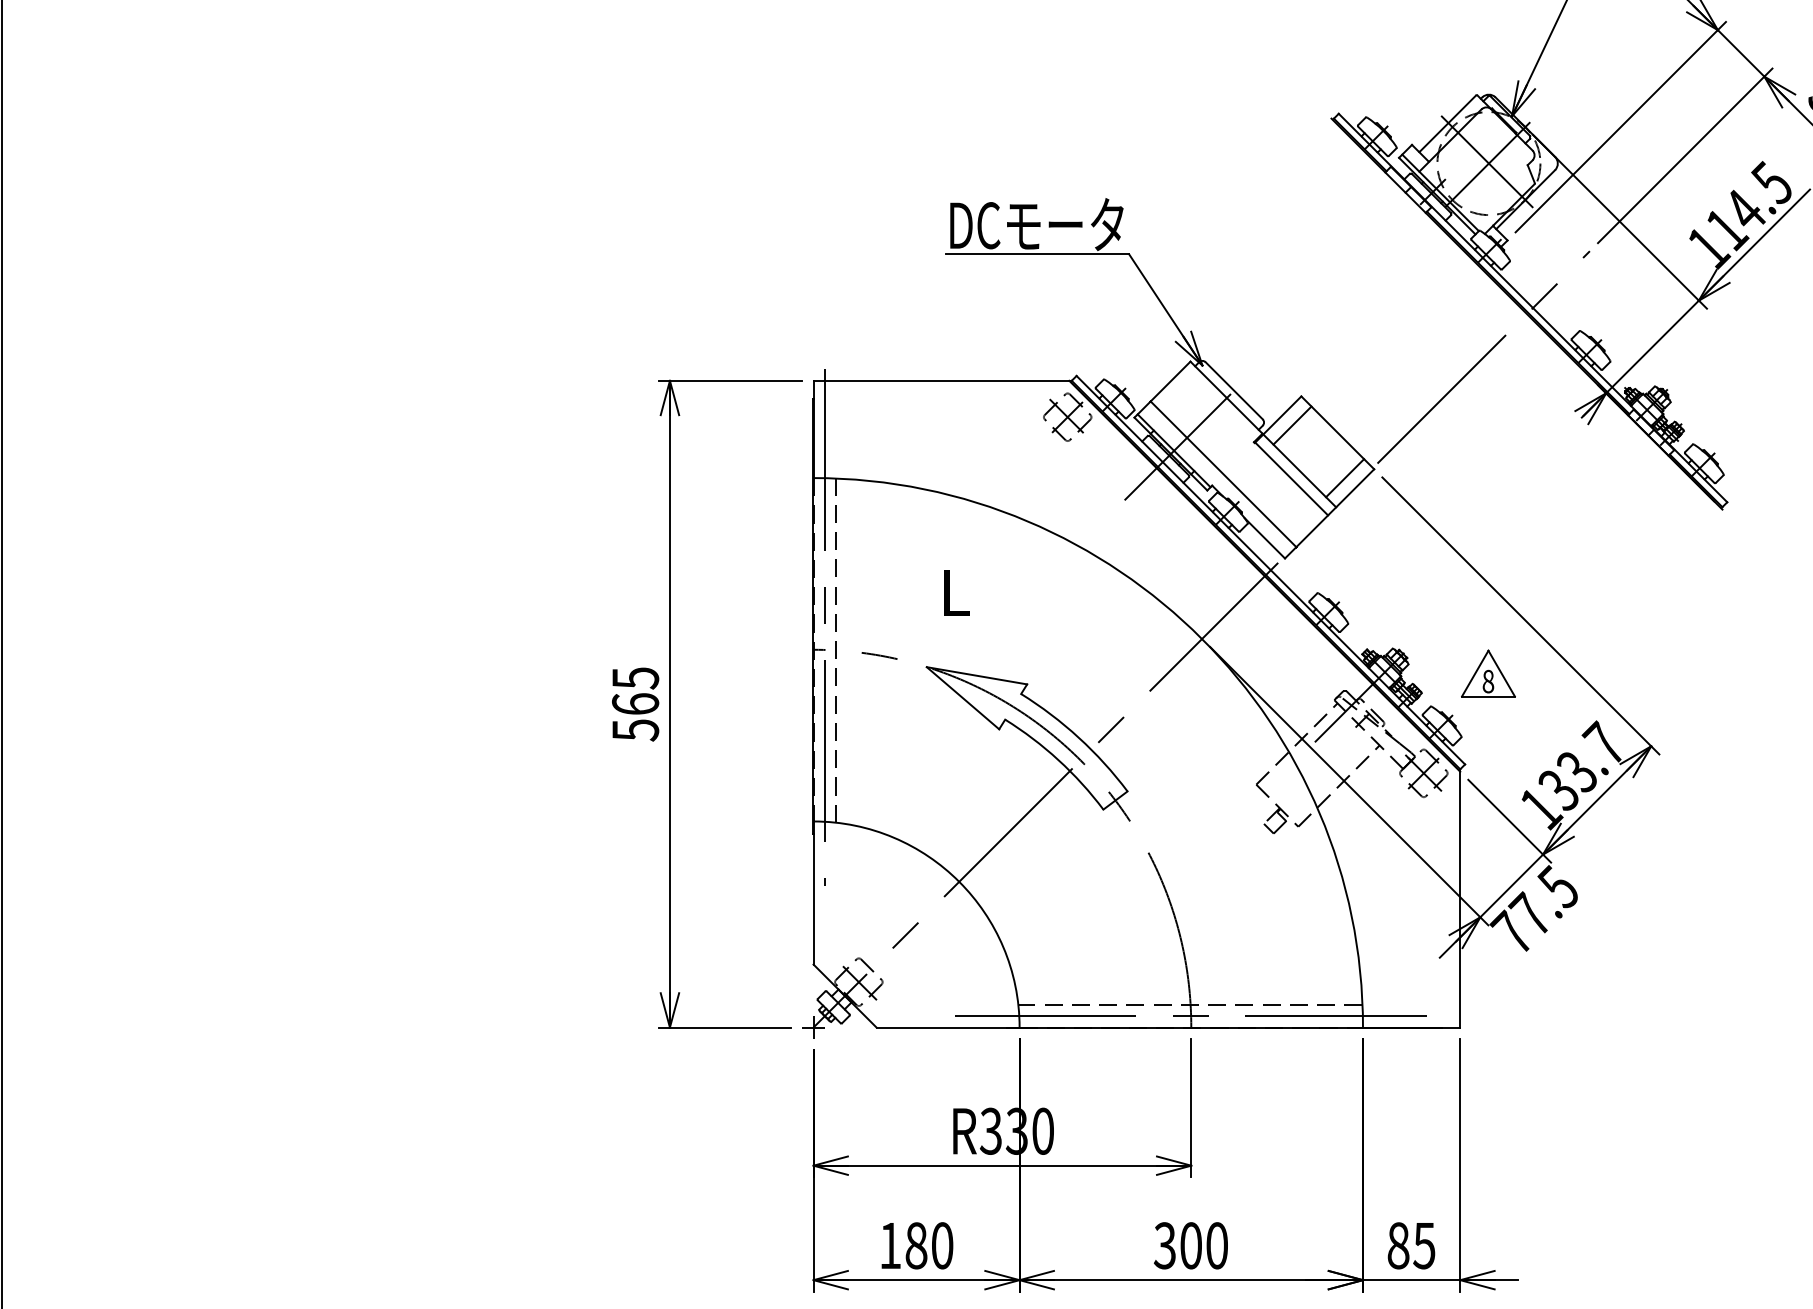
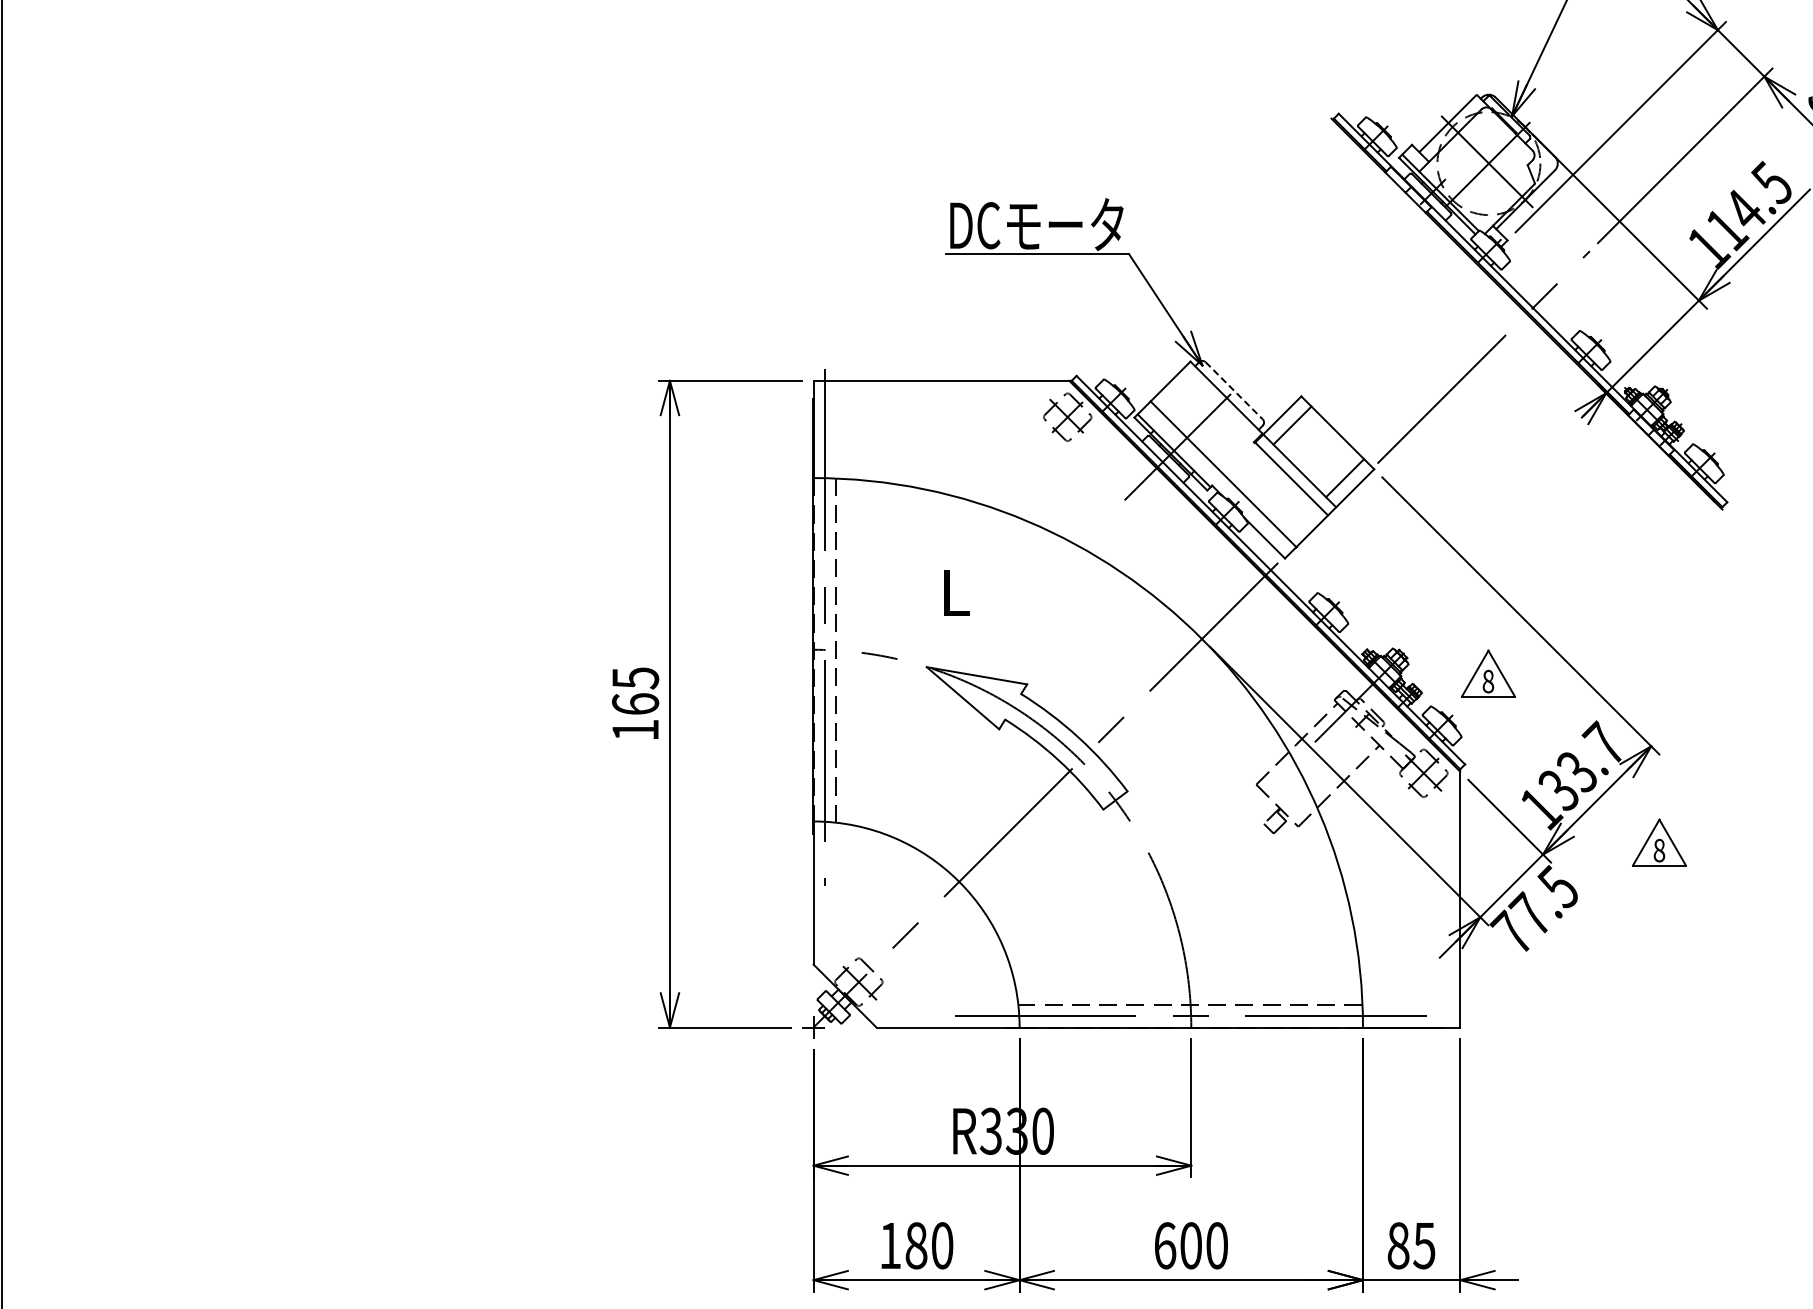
line: solid -> dashed (1234, 391)
text: 565 -> 165 (635, 730)
part: none -> present (1659, 842)
text: 300 -> 600 (1164, 1245)
